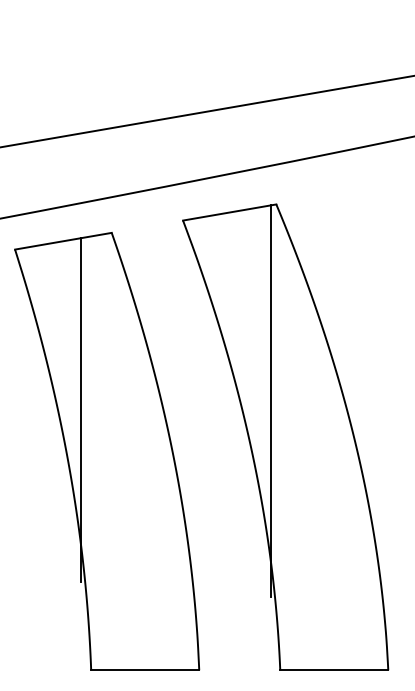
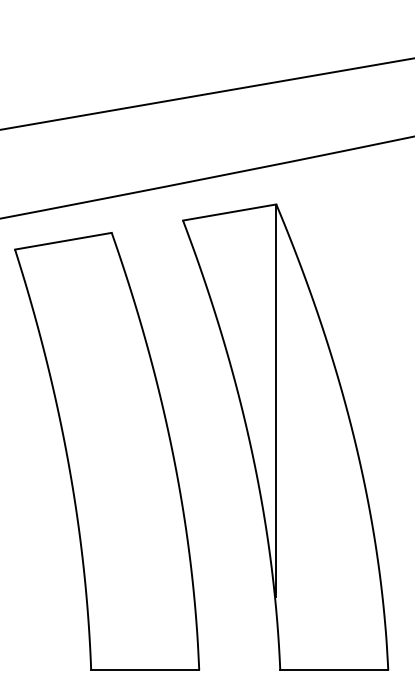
line position: (206, 111) -> (206, 93) (206, 93)
line position: (270, 401) -> (275, 401) (275, 401)
line: present -> none (81, 409)
